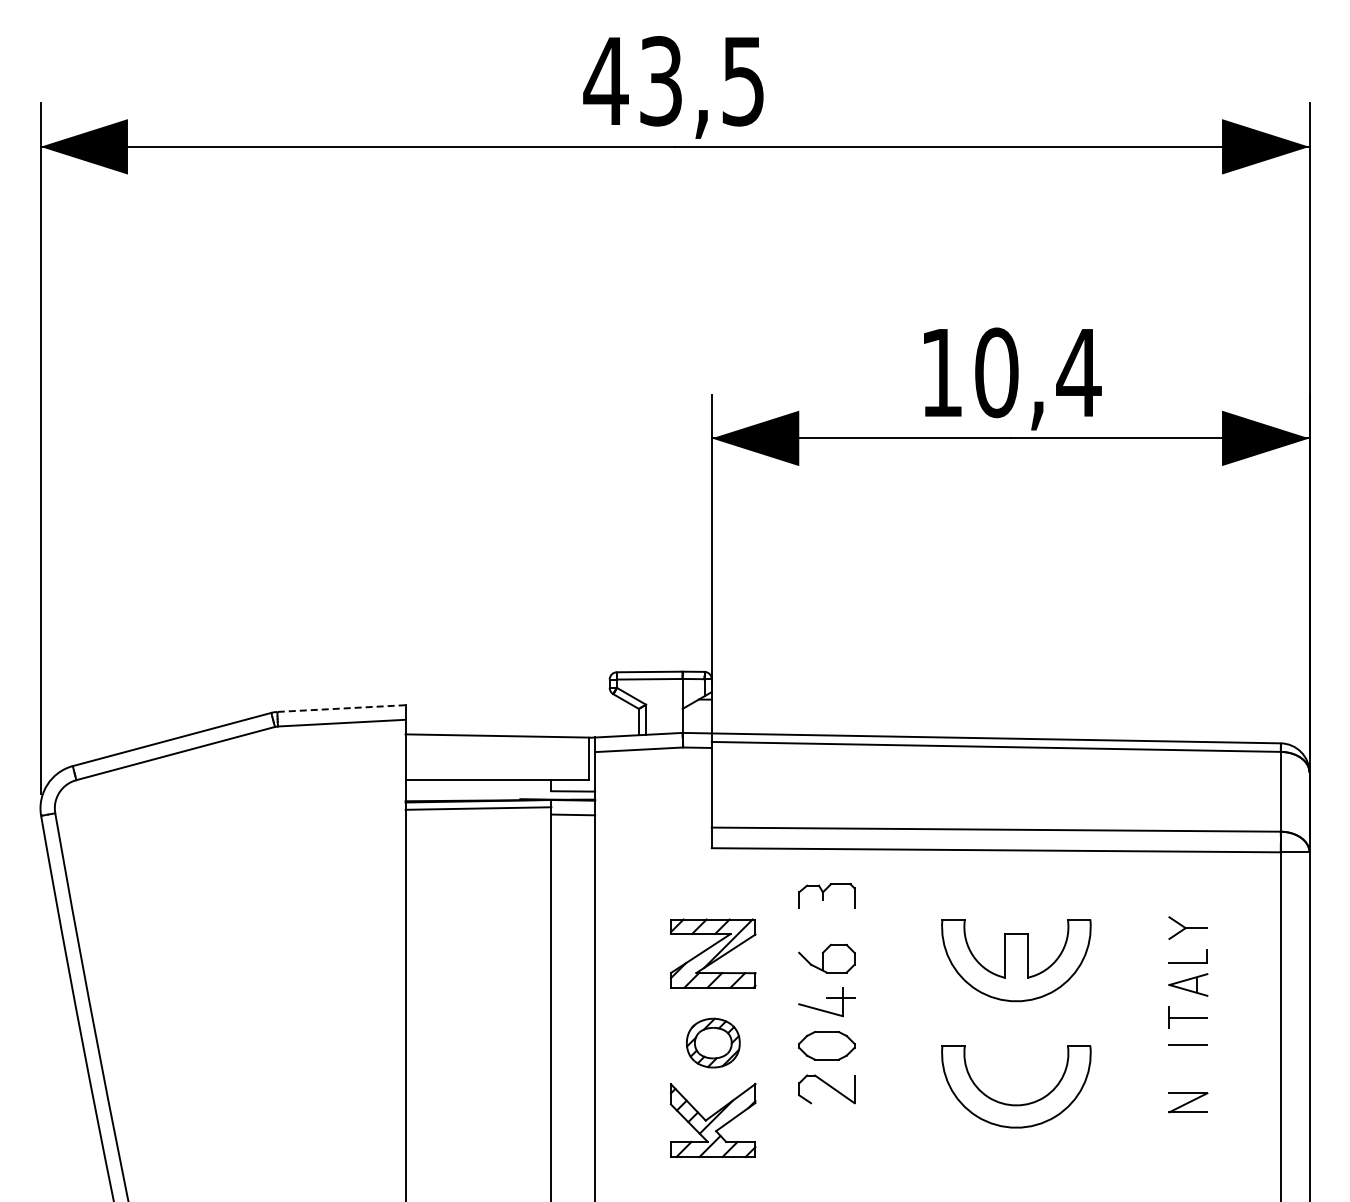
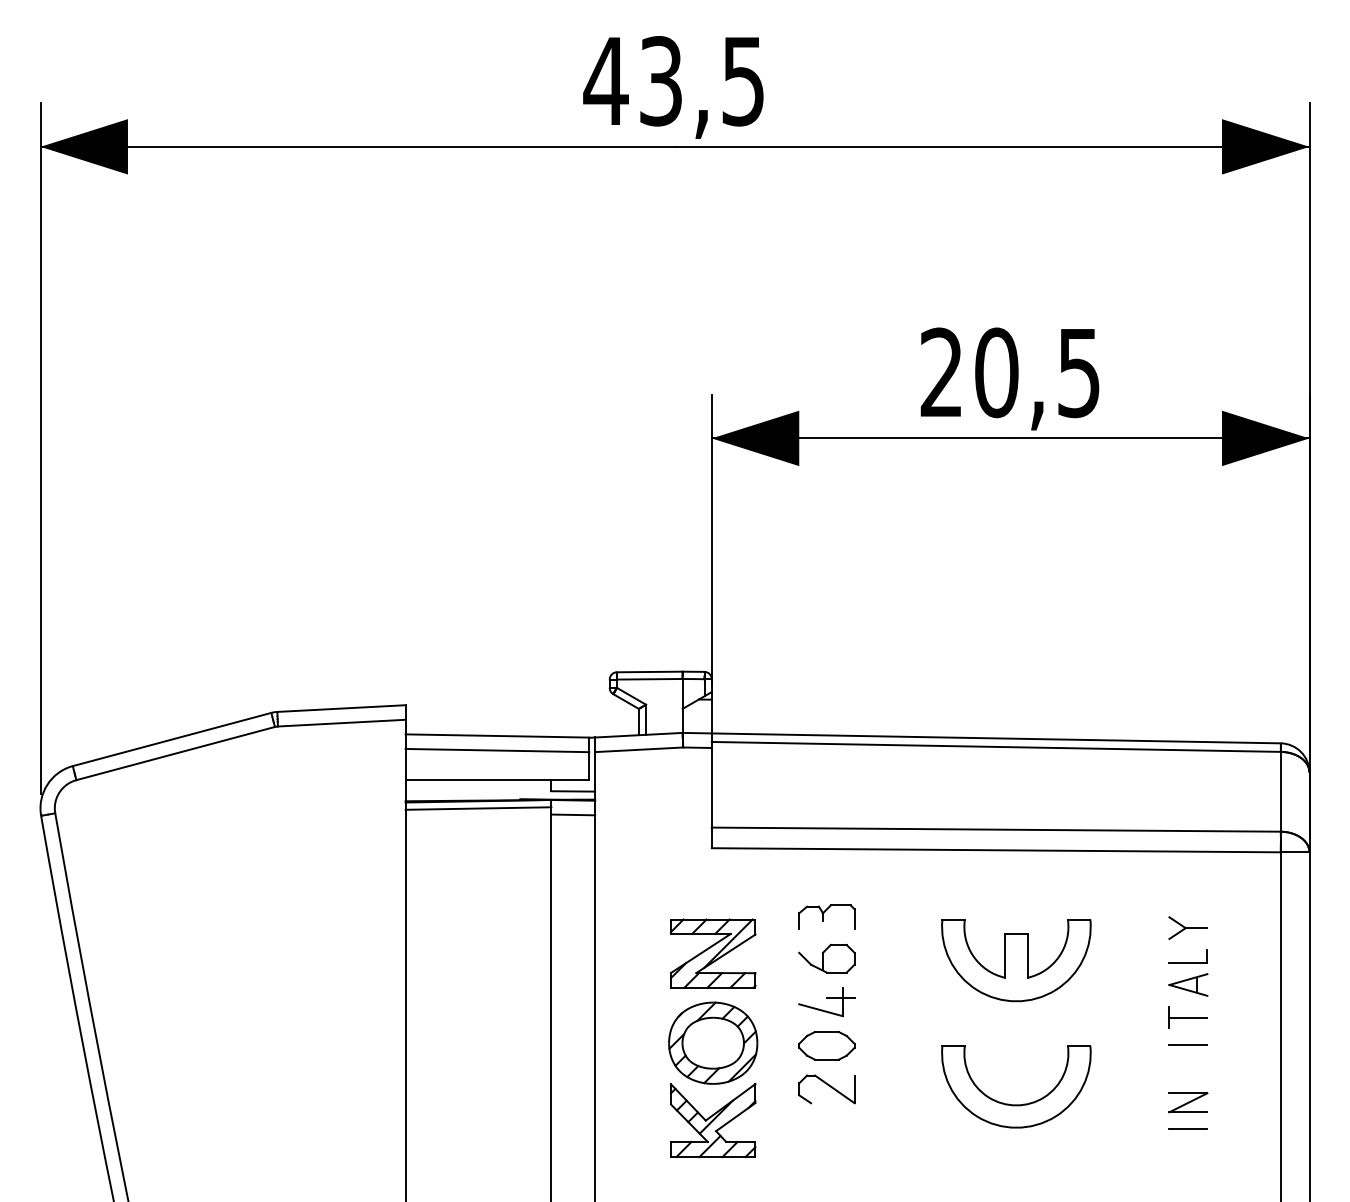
text: 10,4 -> 20,5 (1010, 372)
line: dashed -> solid (341, 708)
line: none -> present (497, 750)
part position: (826, 895) -> (826, 916) (826, 916)
part size: 55x52 px -> 91x84 px (713, 1042)
line: none -> present (1188, 1129)
